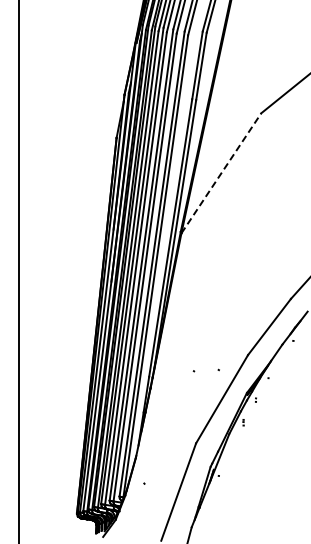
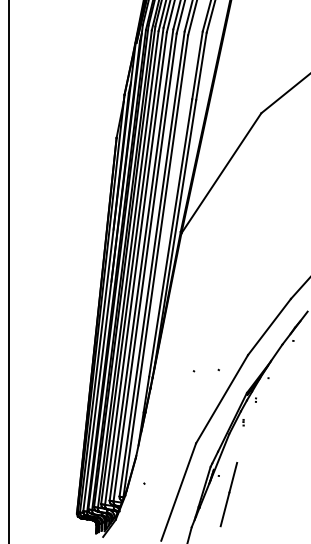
line: dashed -> solid (221, 172)
line position: (19, 271) -> (9, 271) (9, 271)
line: none -> present (228, 494)
